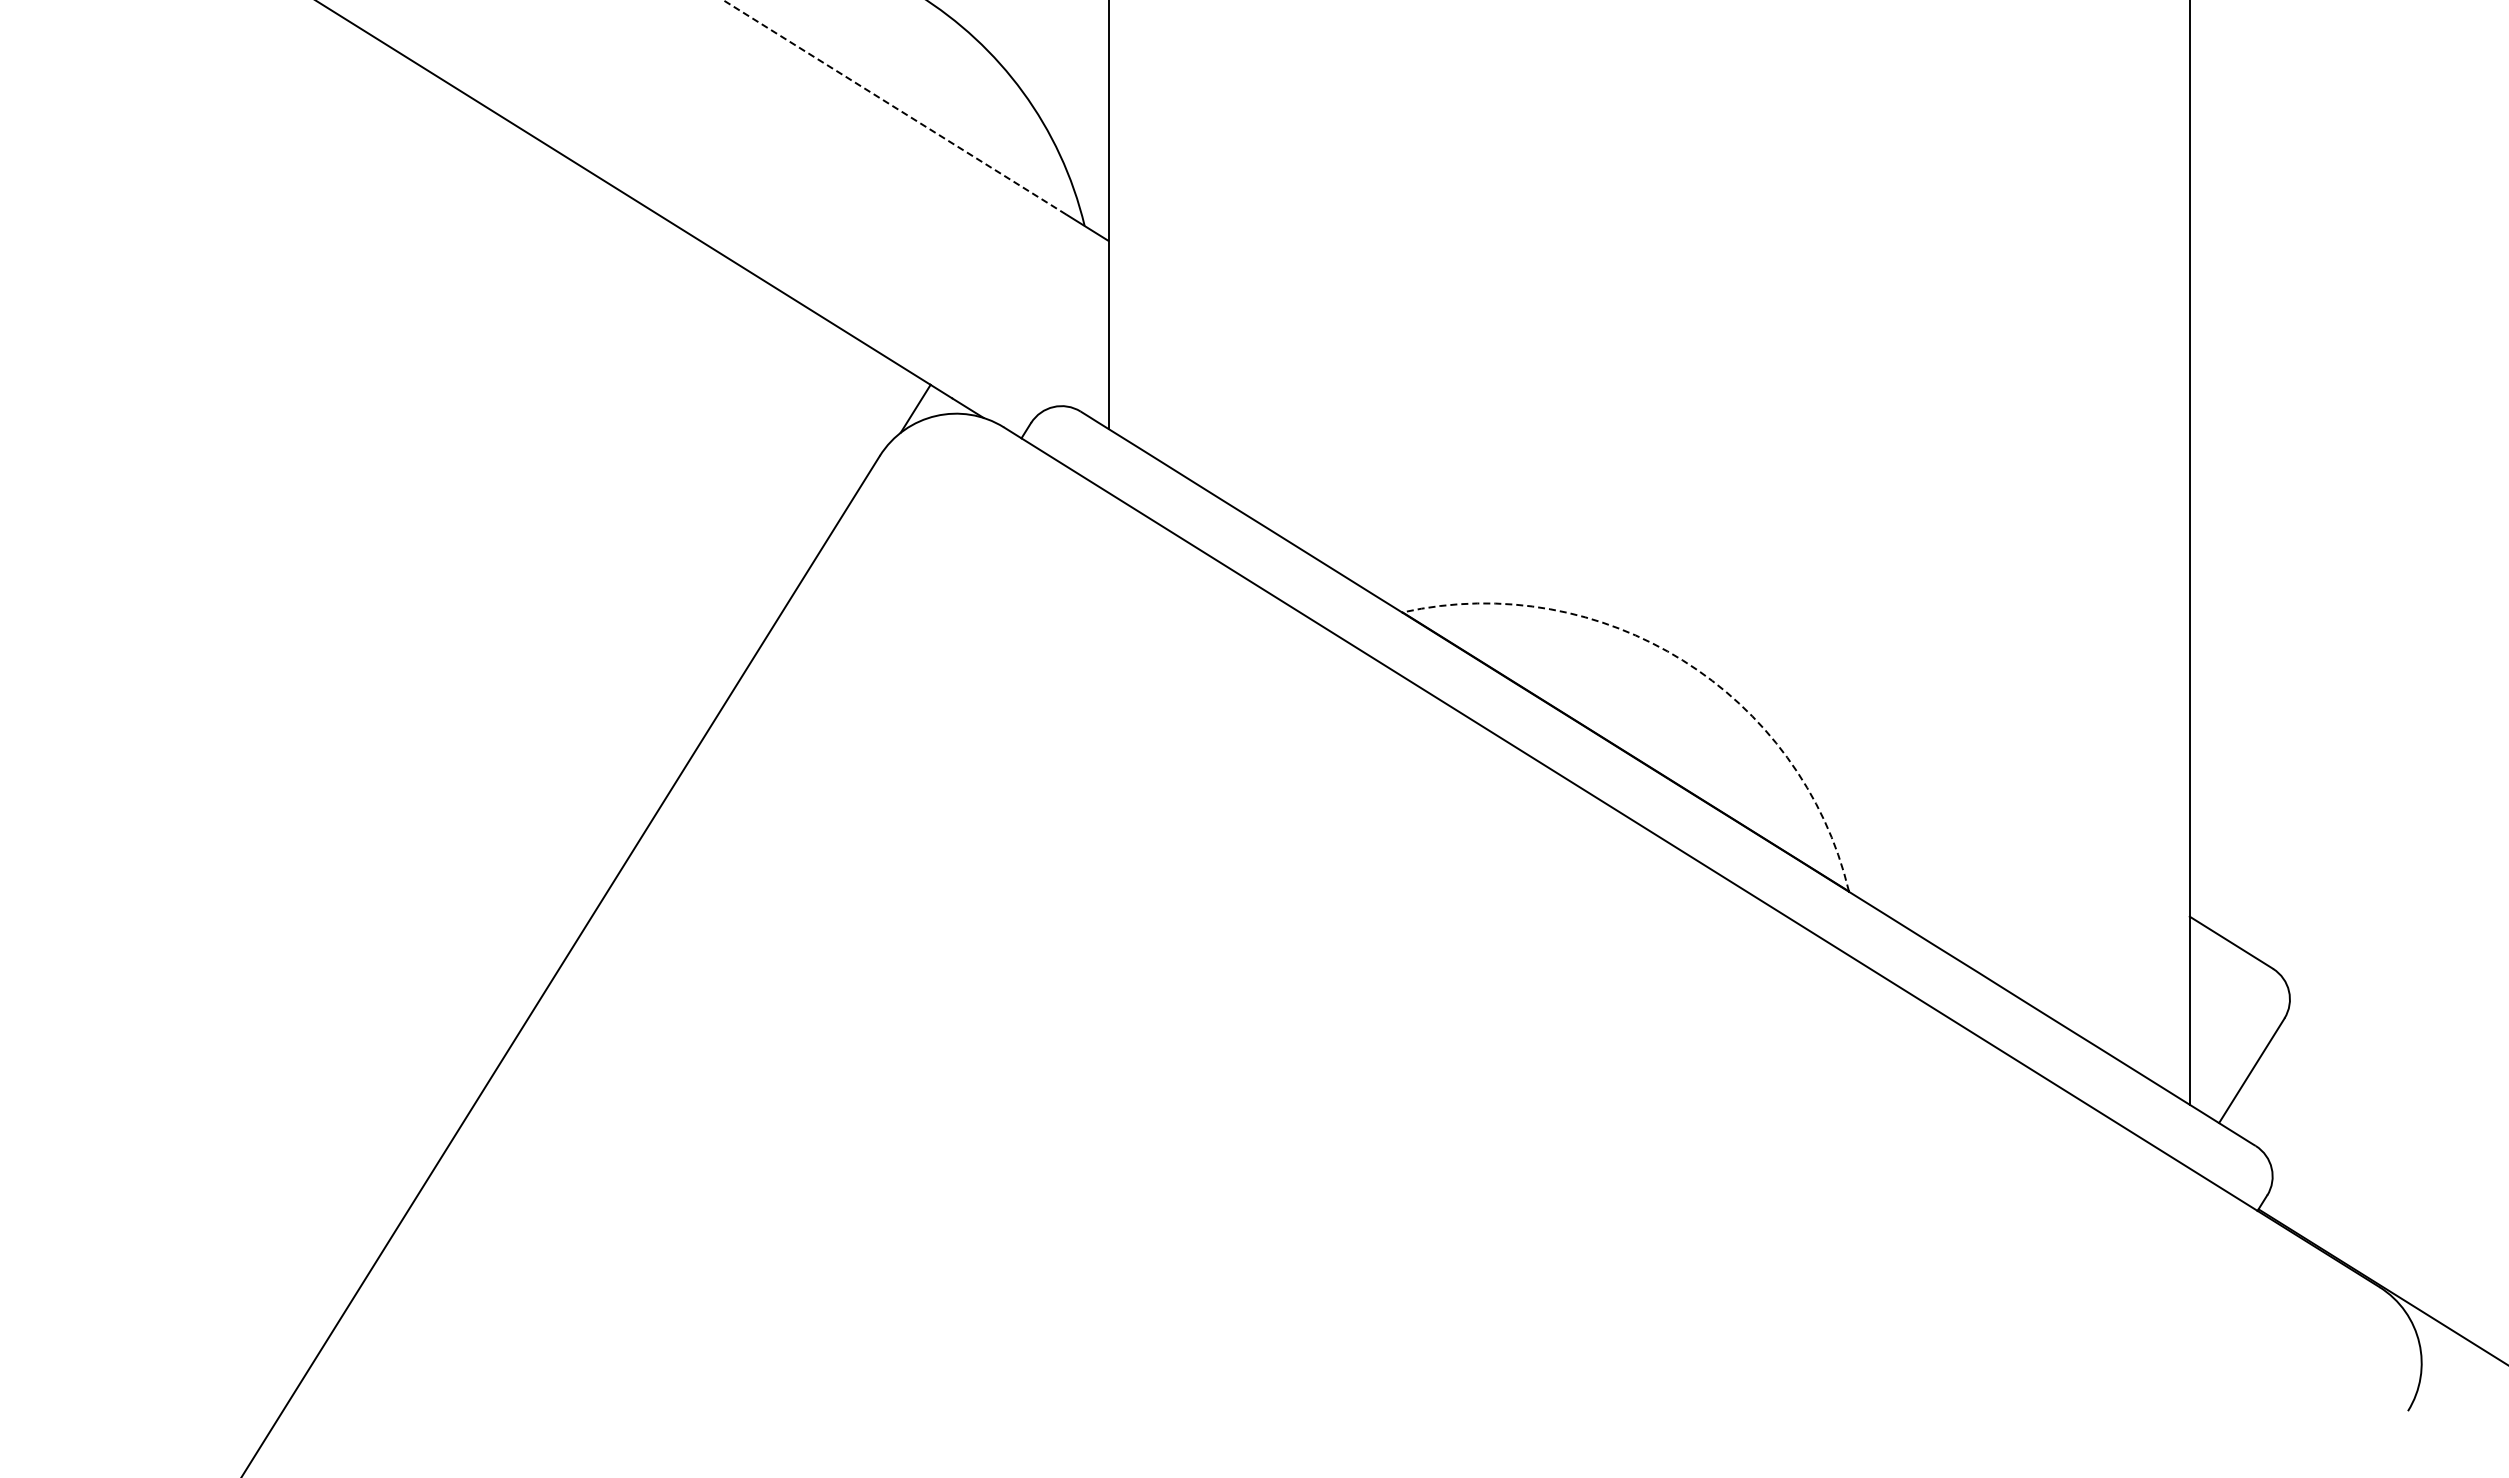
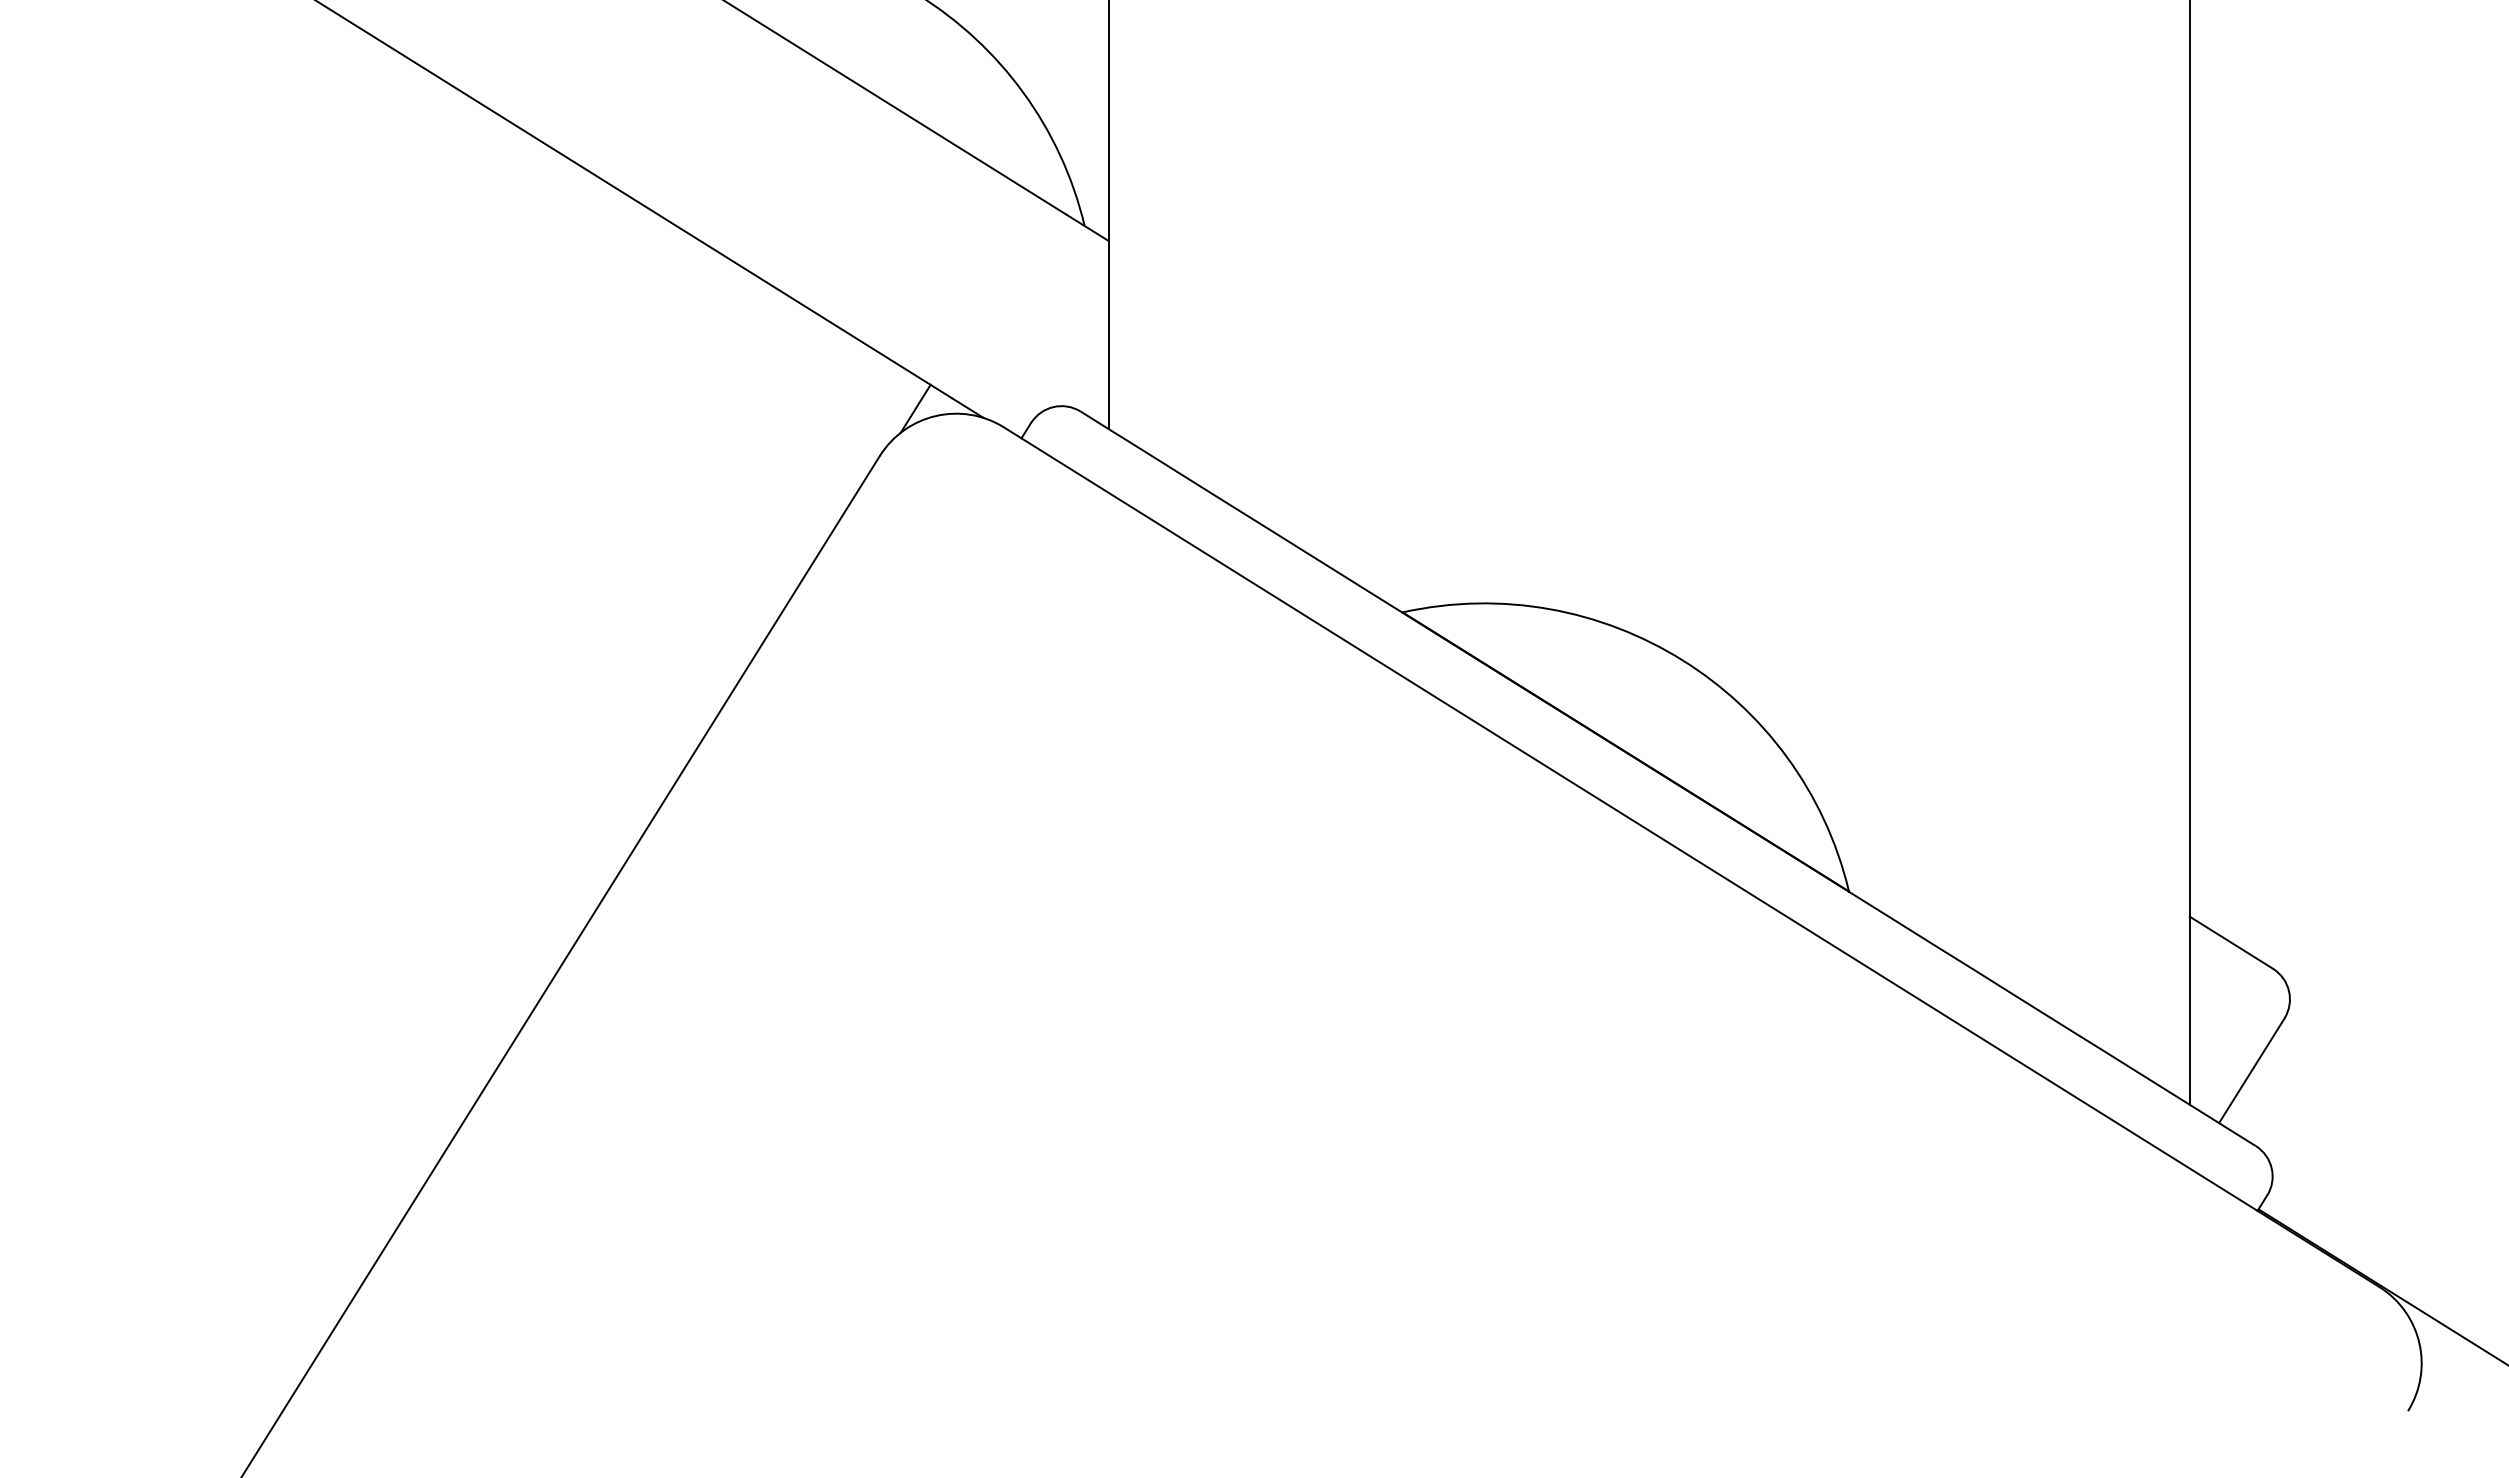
line: dashed -> solid (895, 107)
arc: dashed -> solid (1682, 660)
